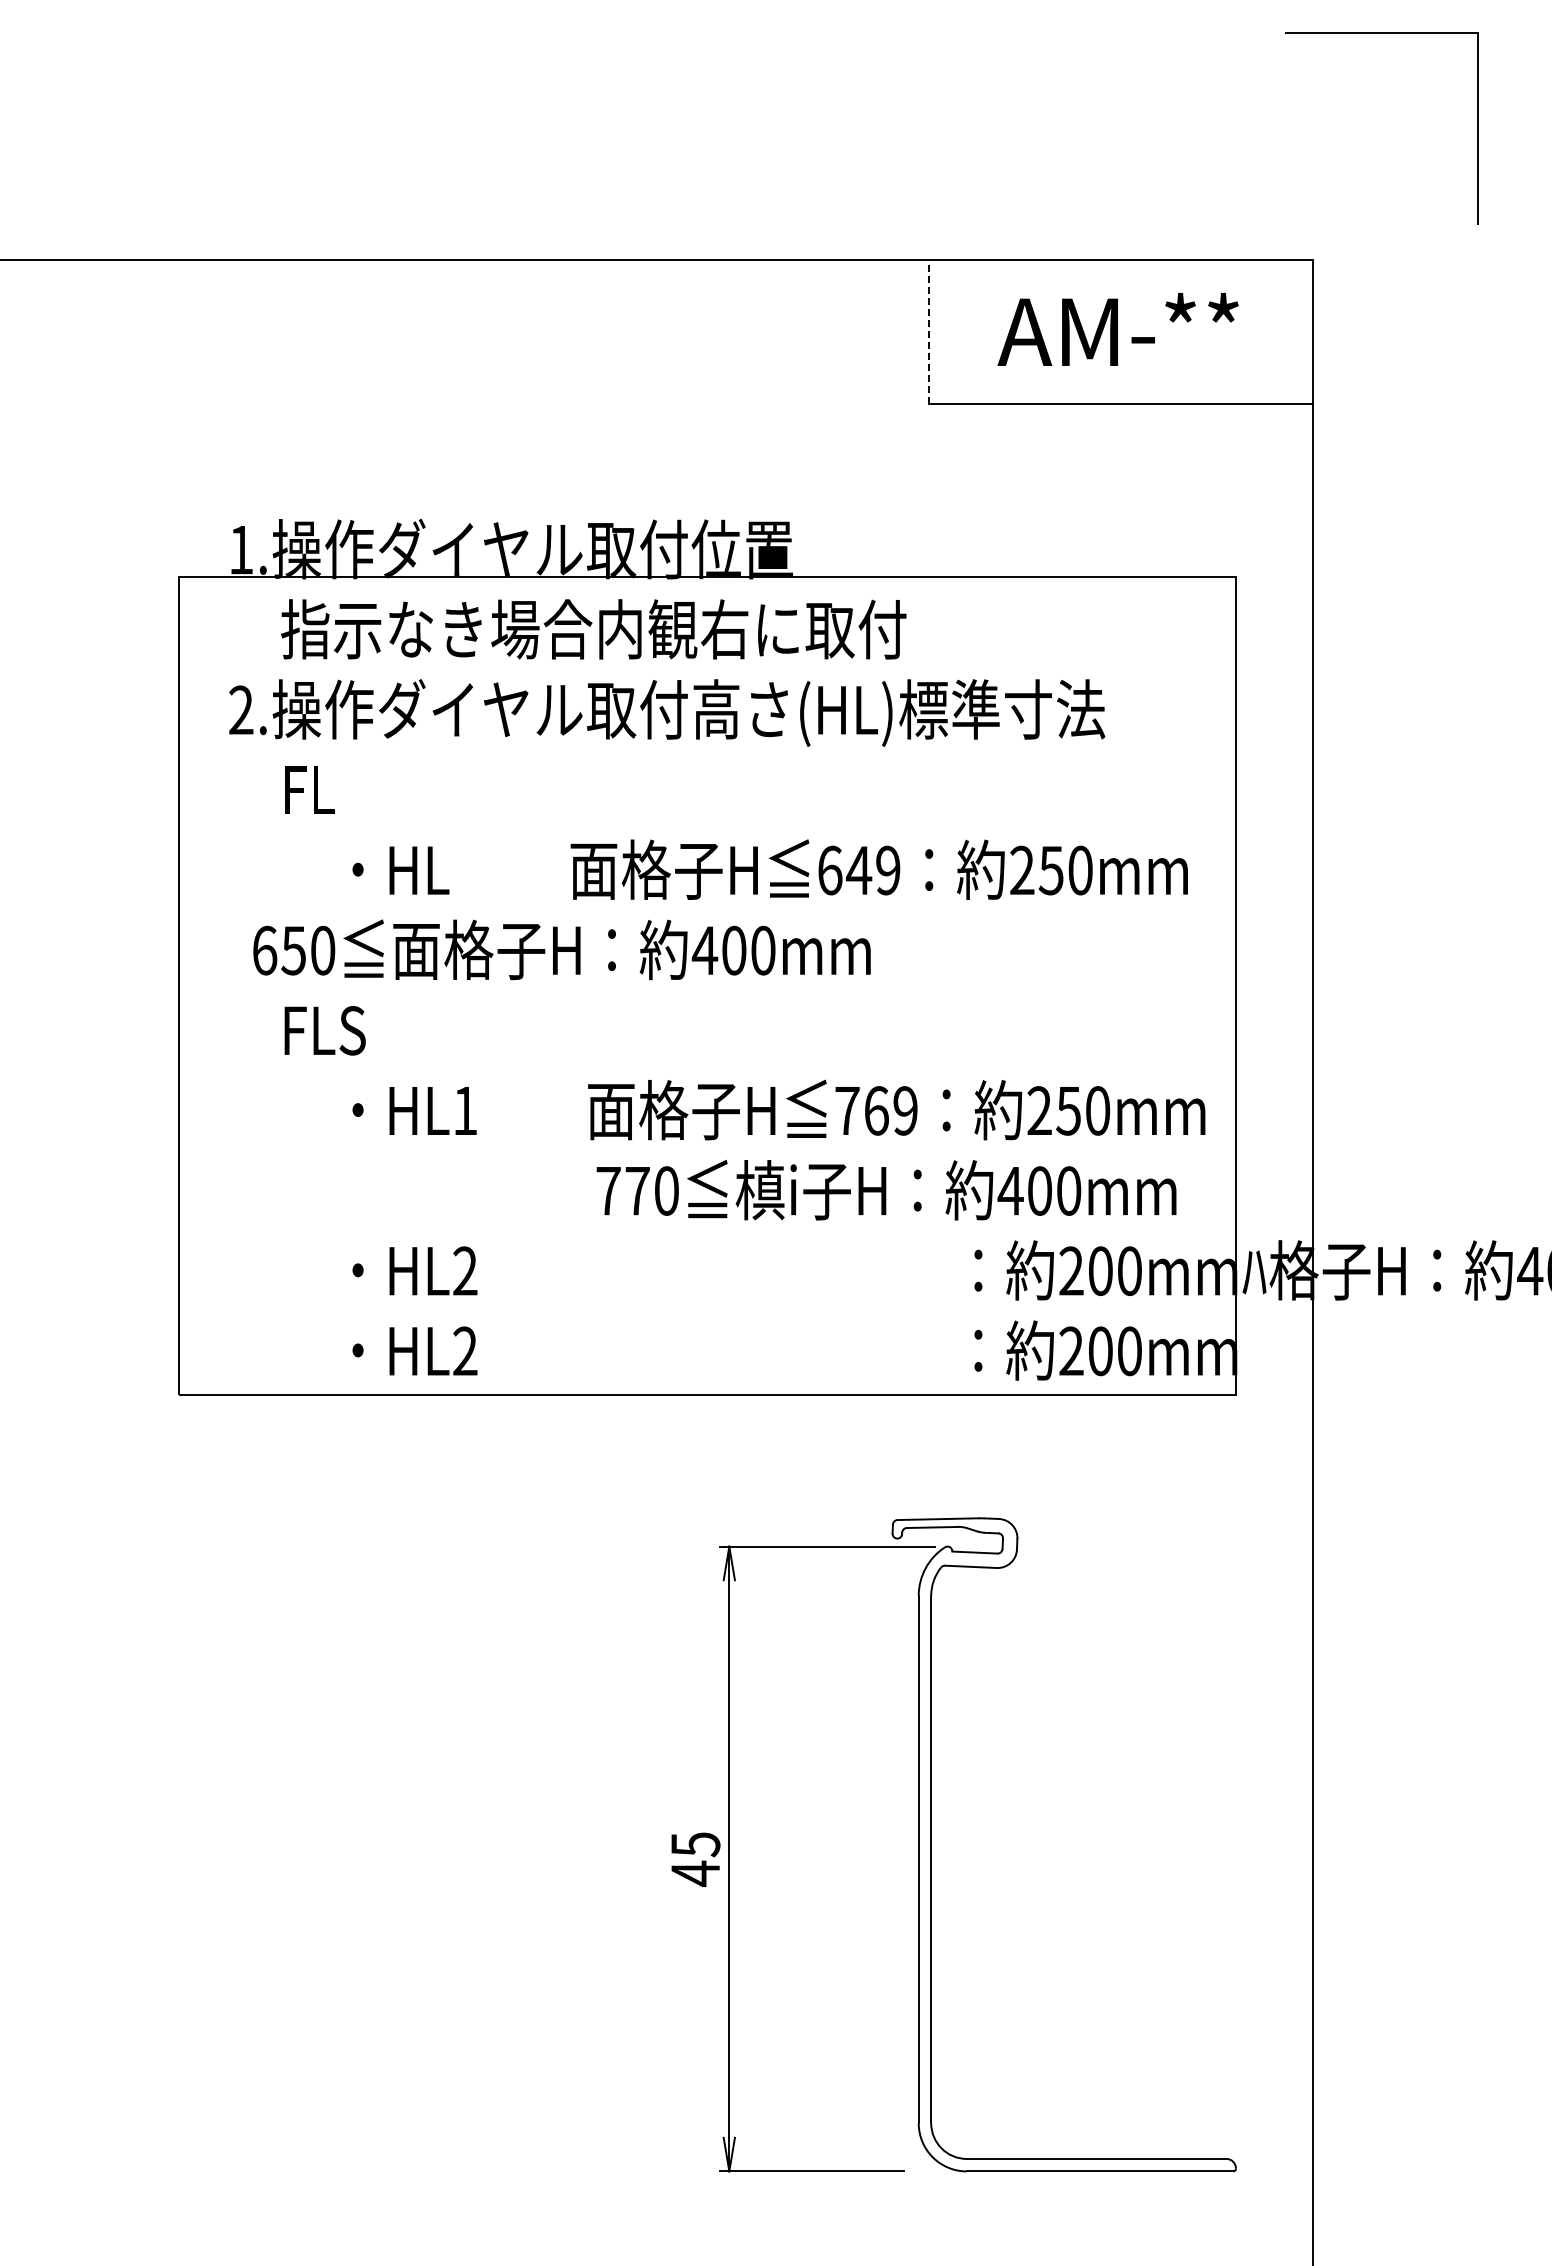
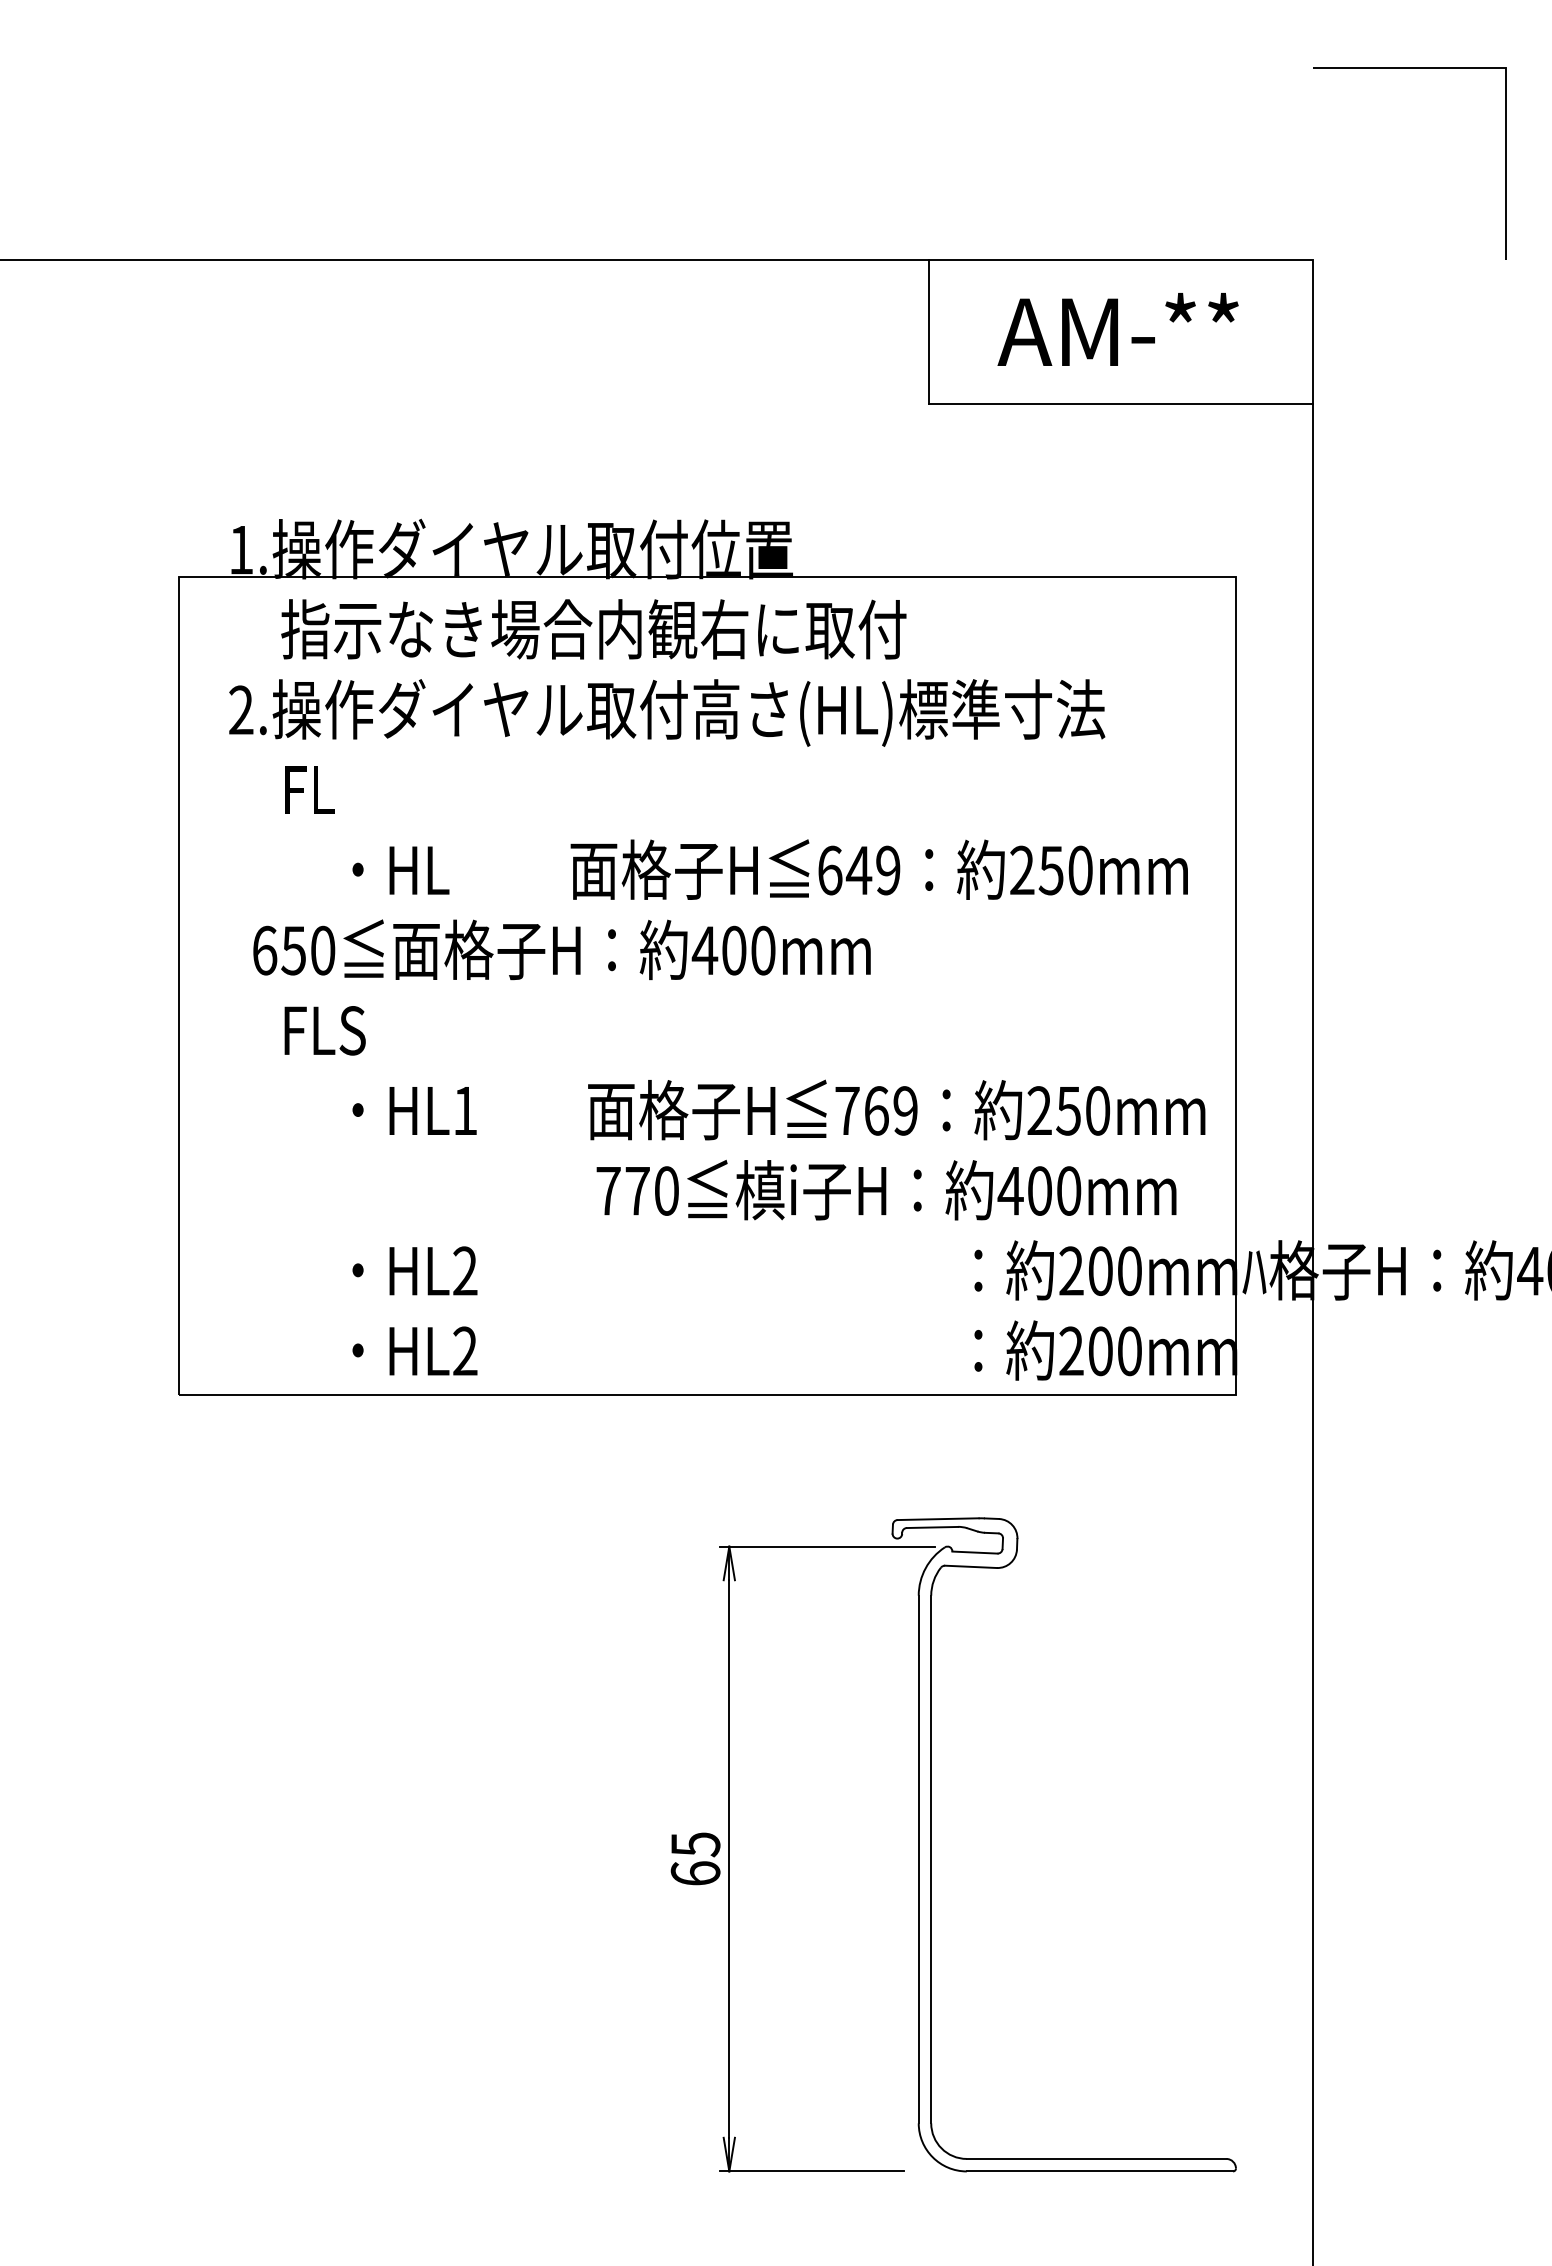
line position: (1381, 33) -> (1409, 68) (1409, 68)
line: dashed -> solid (928, 331)
text: 45 -> 65 (695, 1873)
